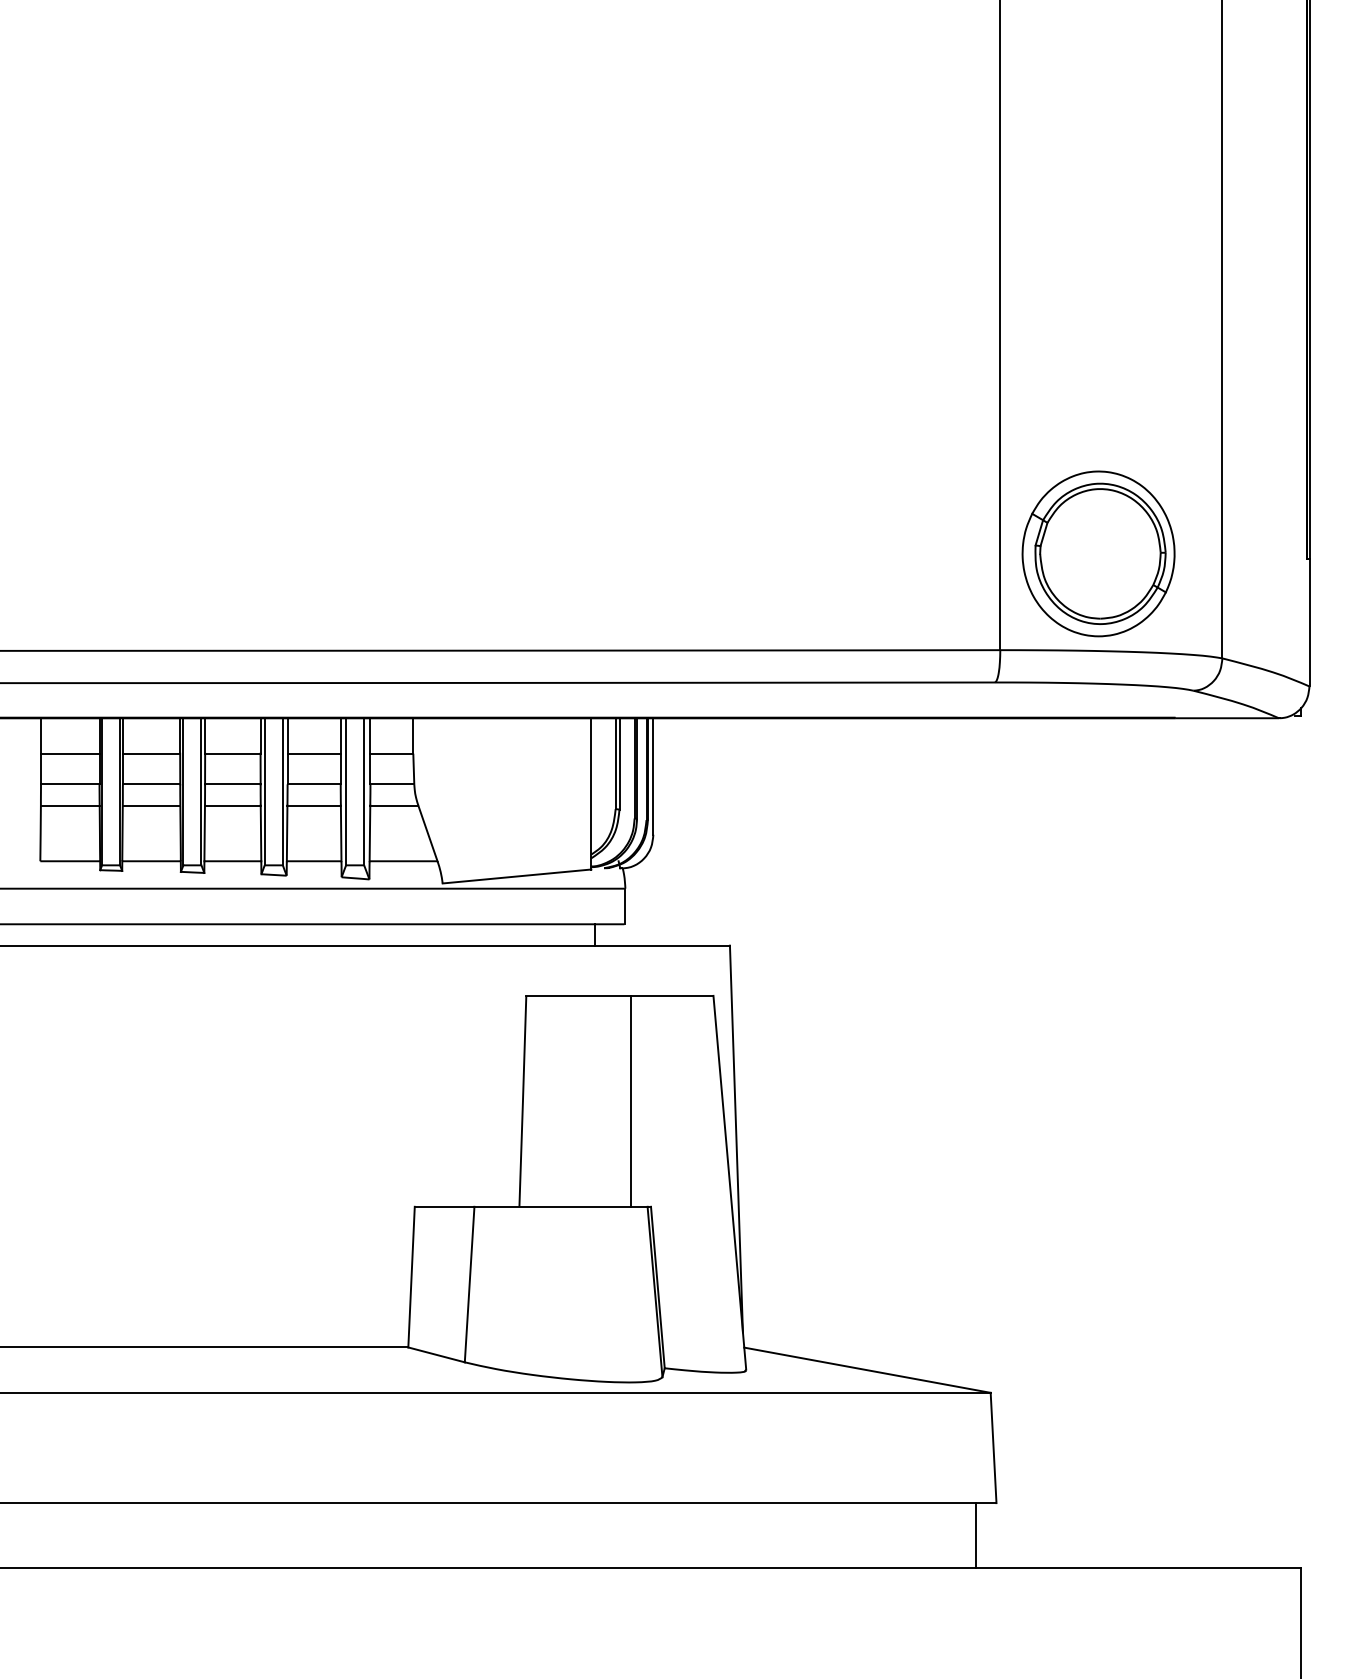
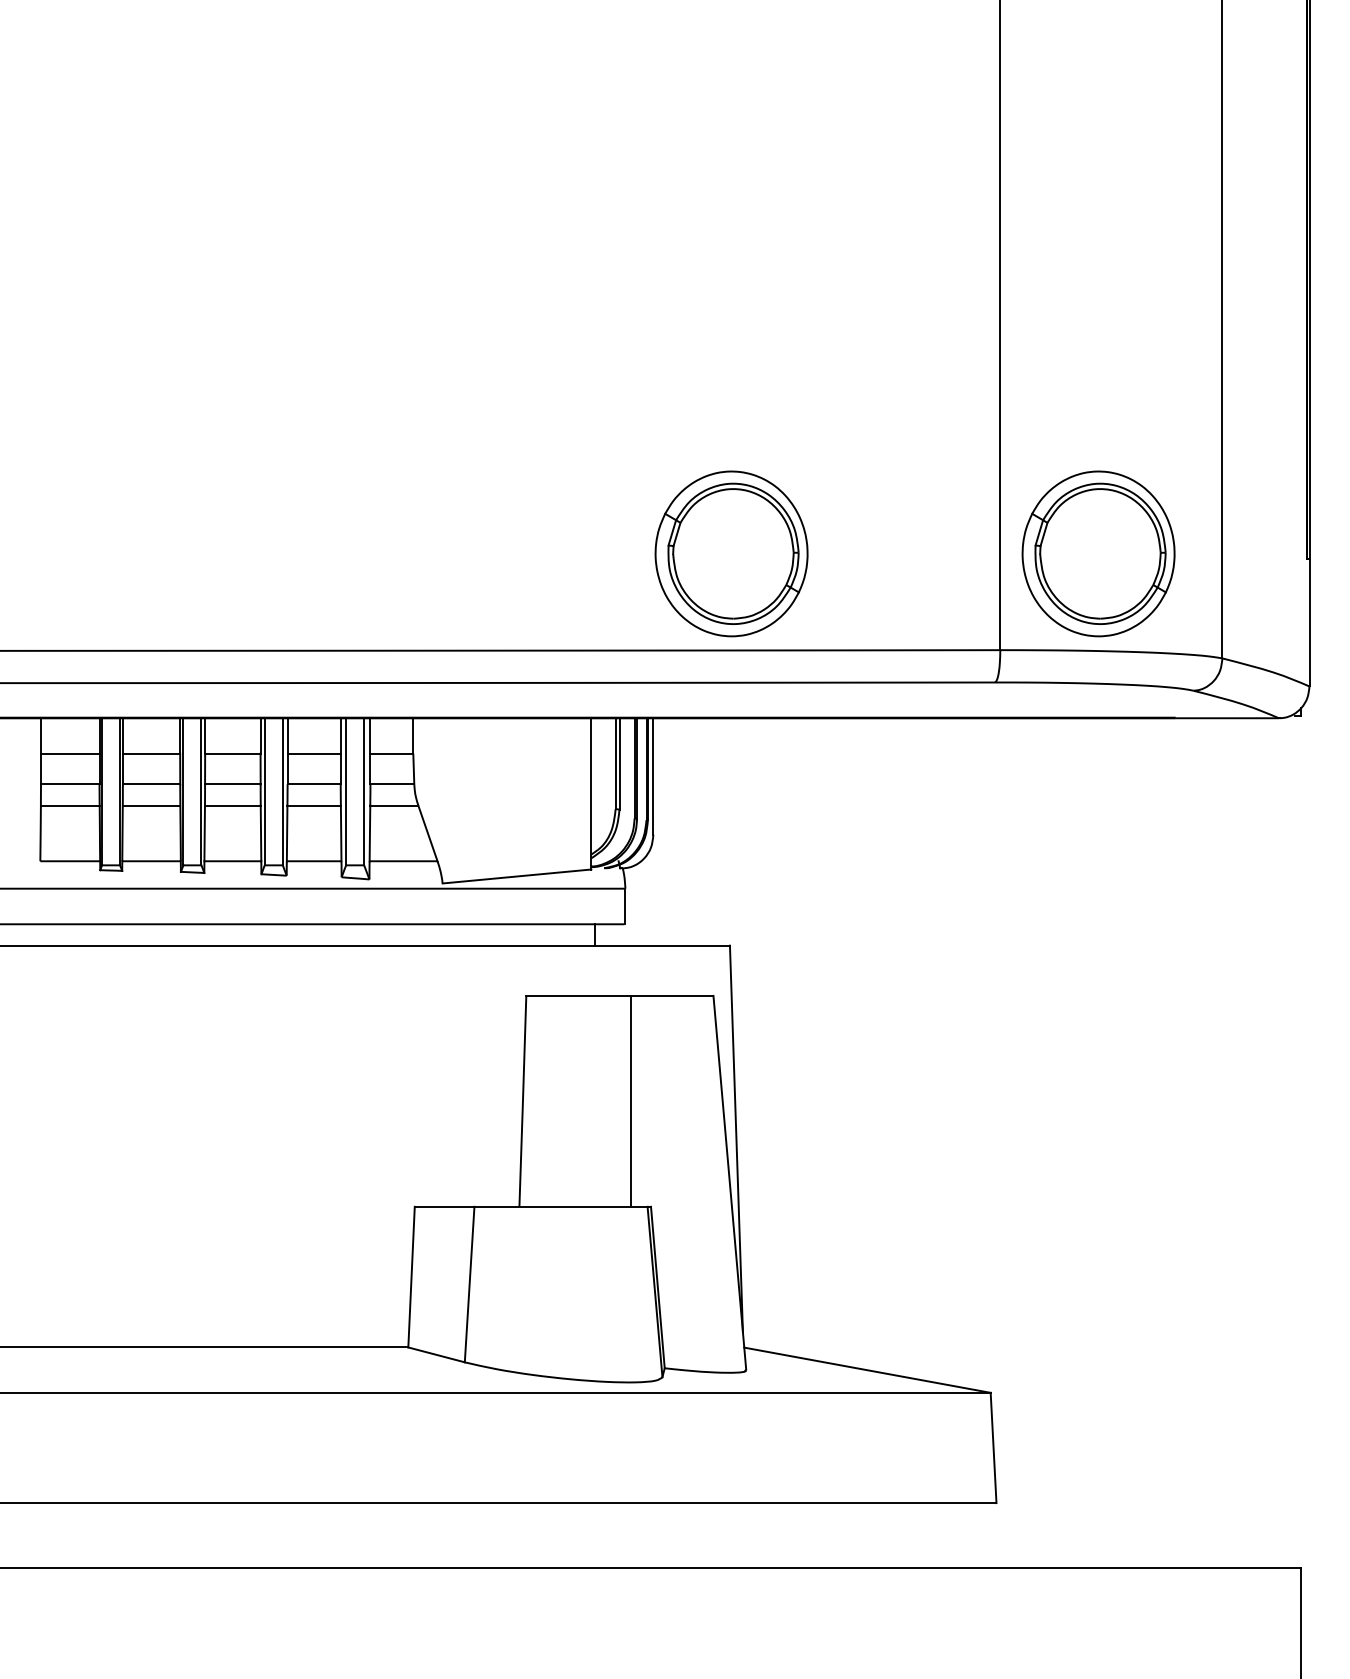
part: none -> present (731, 553)
line: present -> none (976, 1535)
